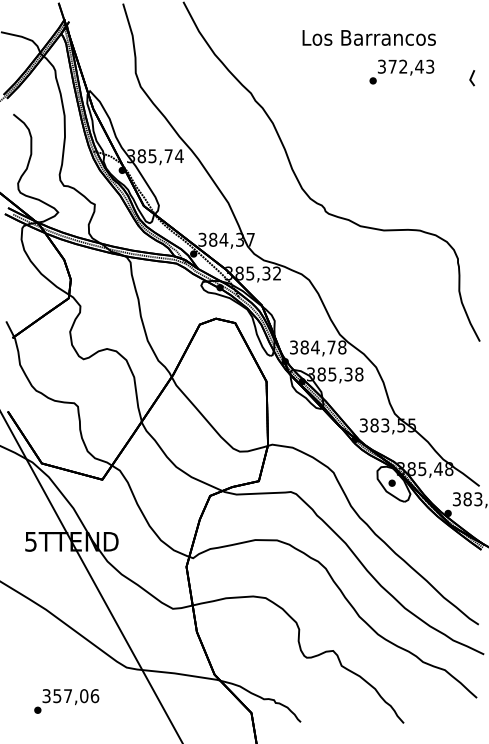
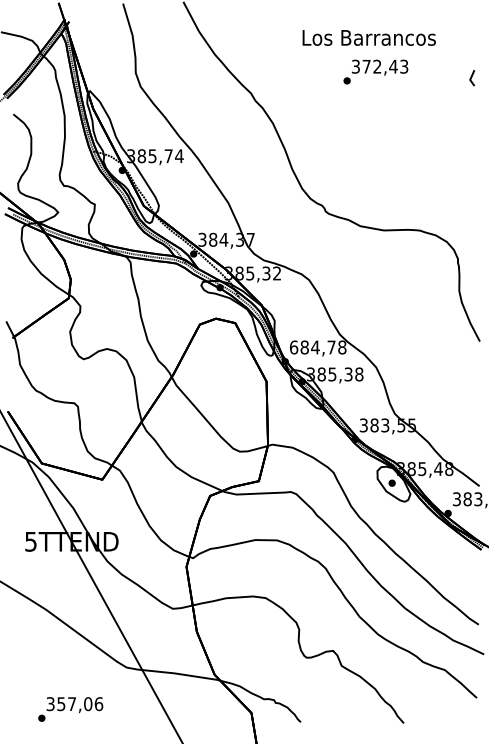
text position: (401, 71) -> (375, 71) (375, 71)
text: 384,78 -> 684,78 (293, 347)
text position: (66, 701) -> (70, 709) (70, 709)
